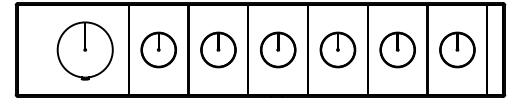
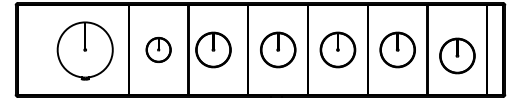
part size: 37x38 px -> 27x26 px (158, 49)
part position: (218, 49) -> (213, 49) (213, 49)
part position: (457, 49) -> (457, 55) (457, 55)
